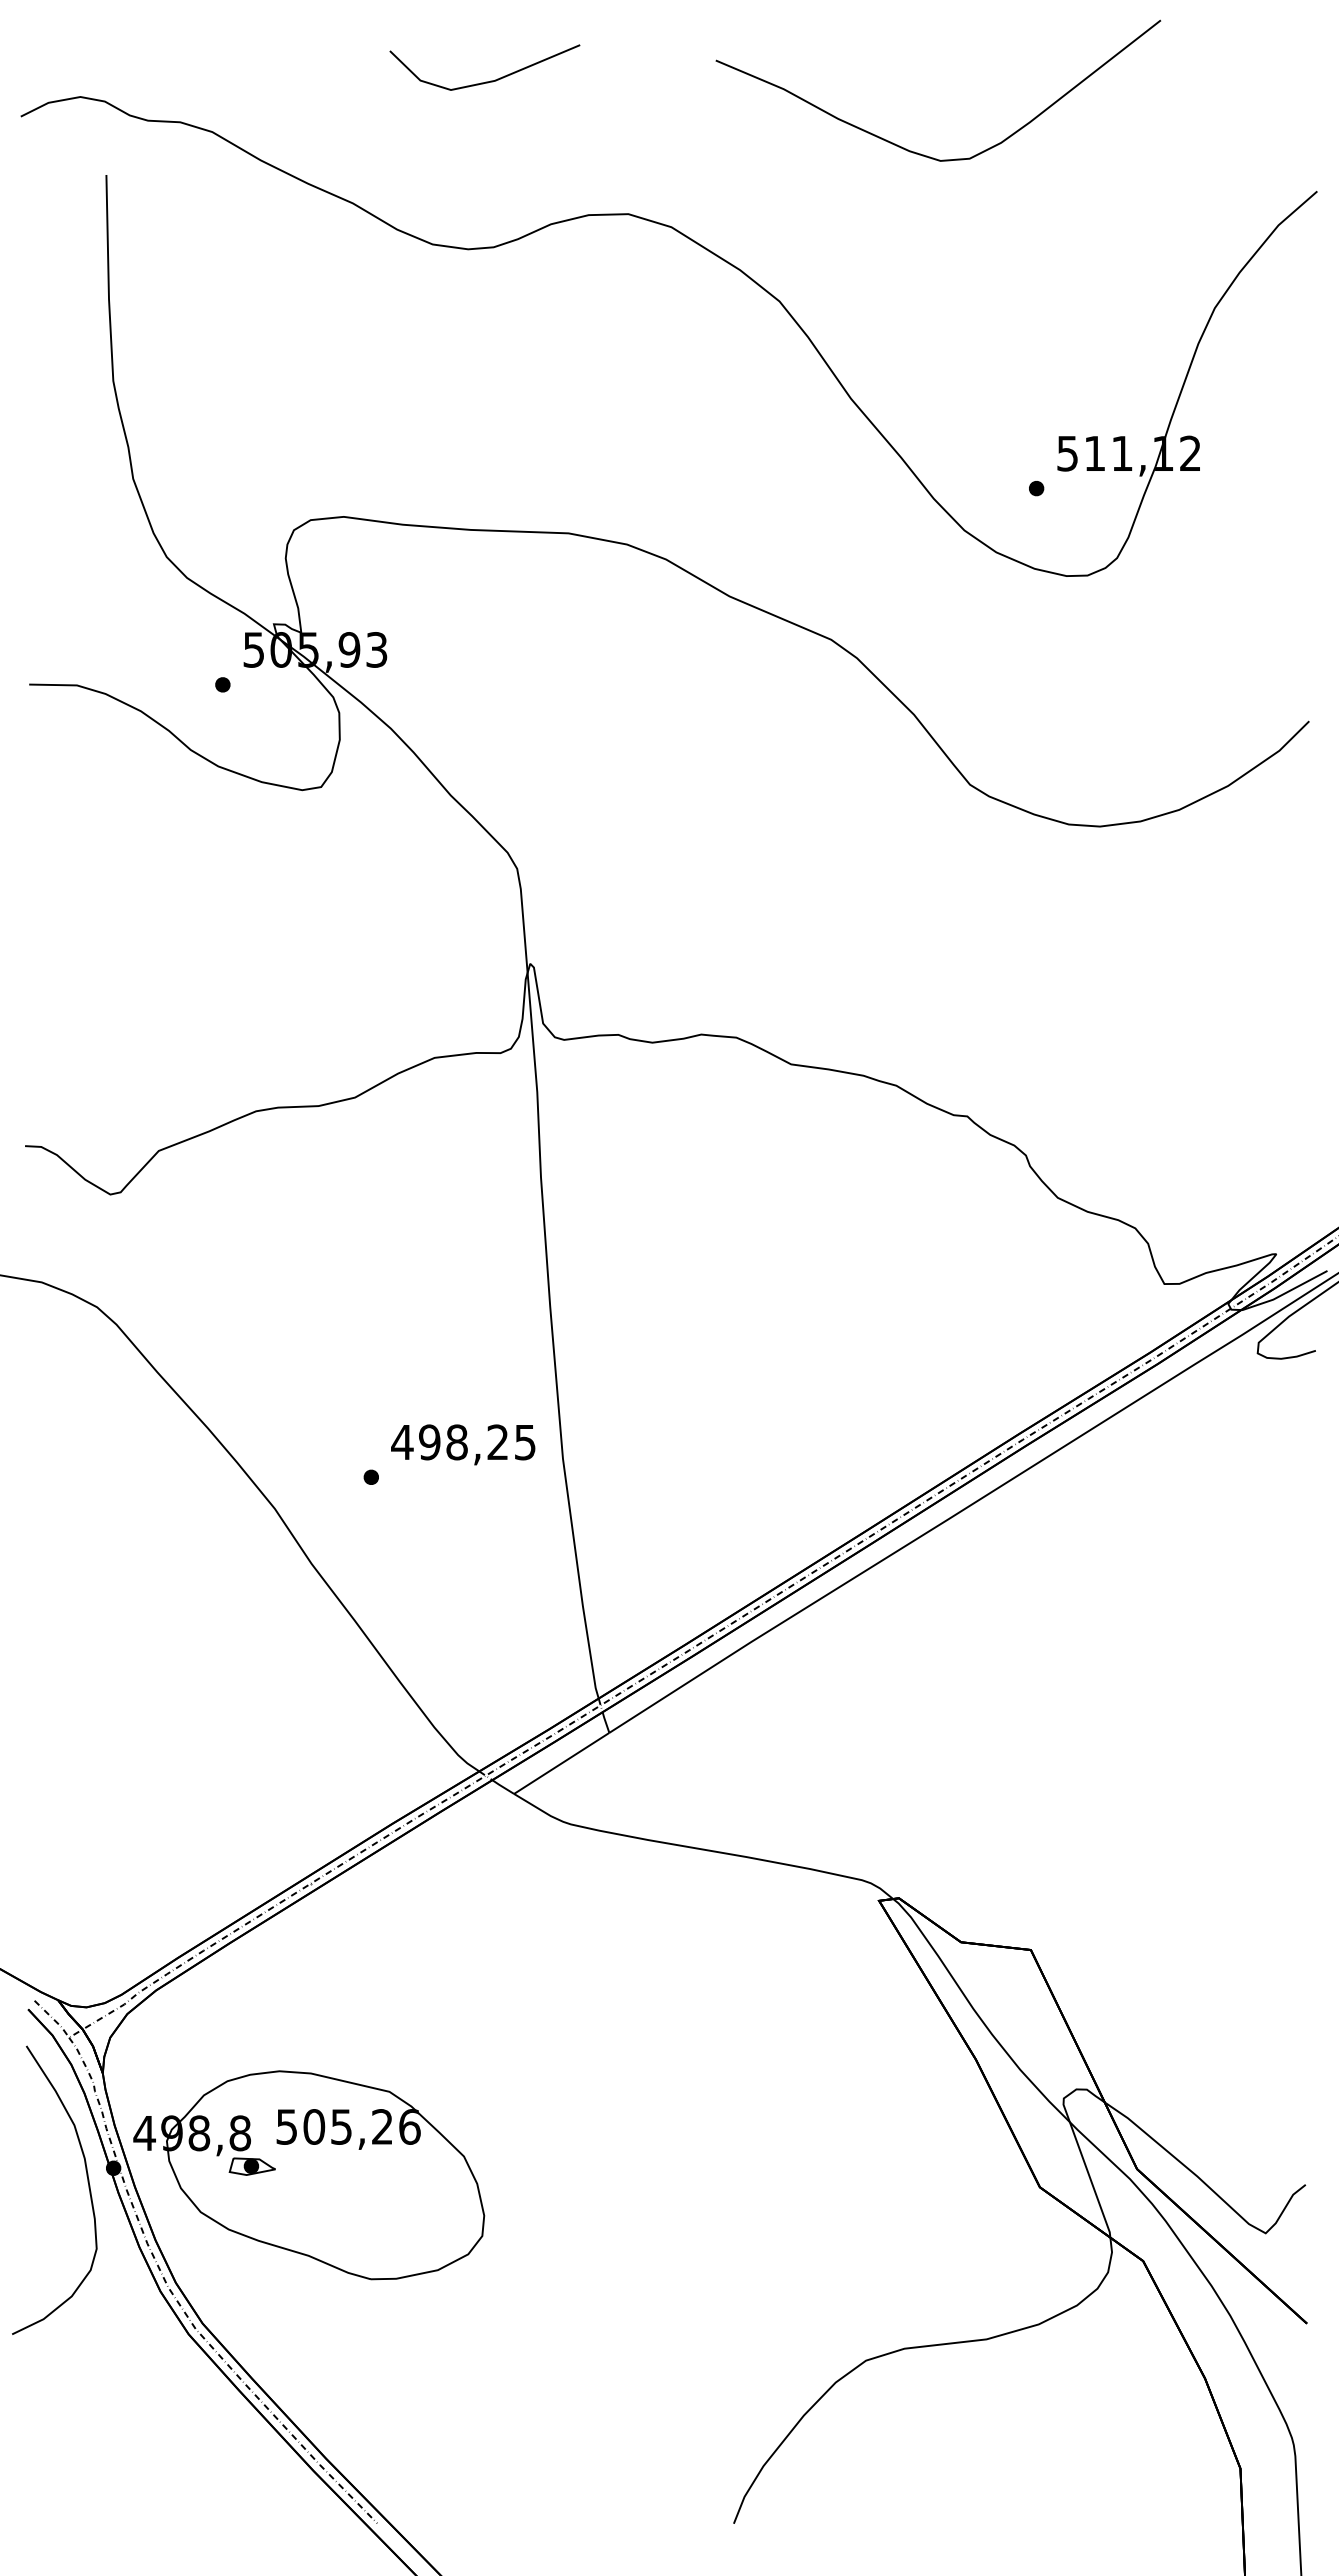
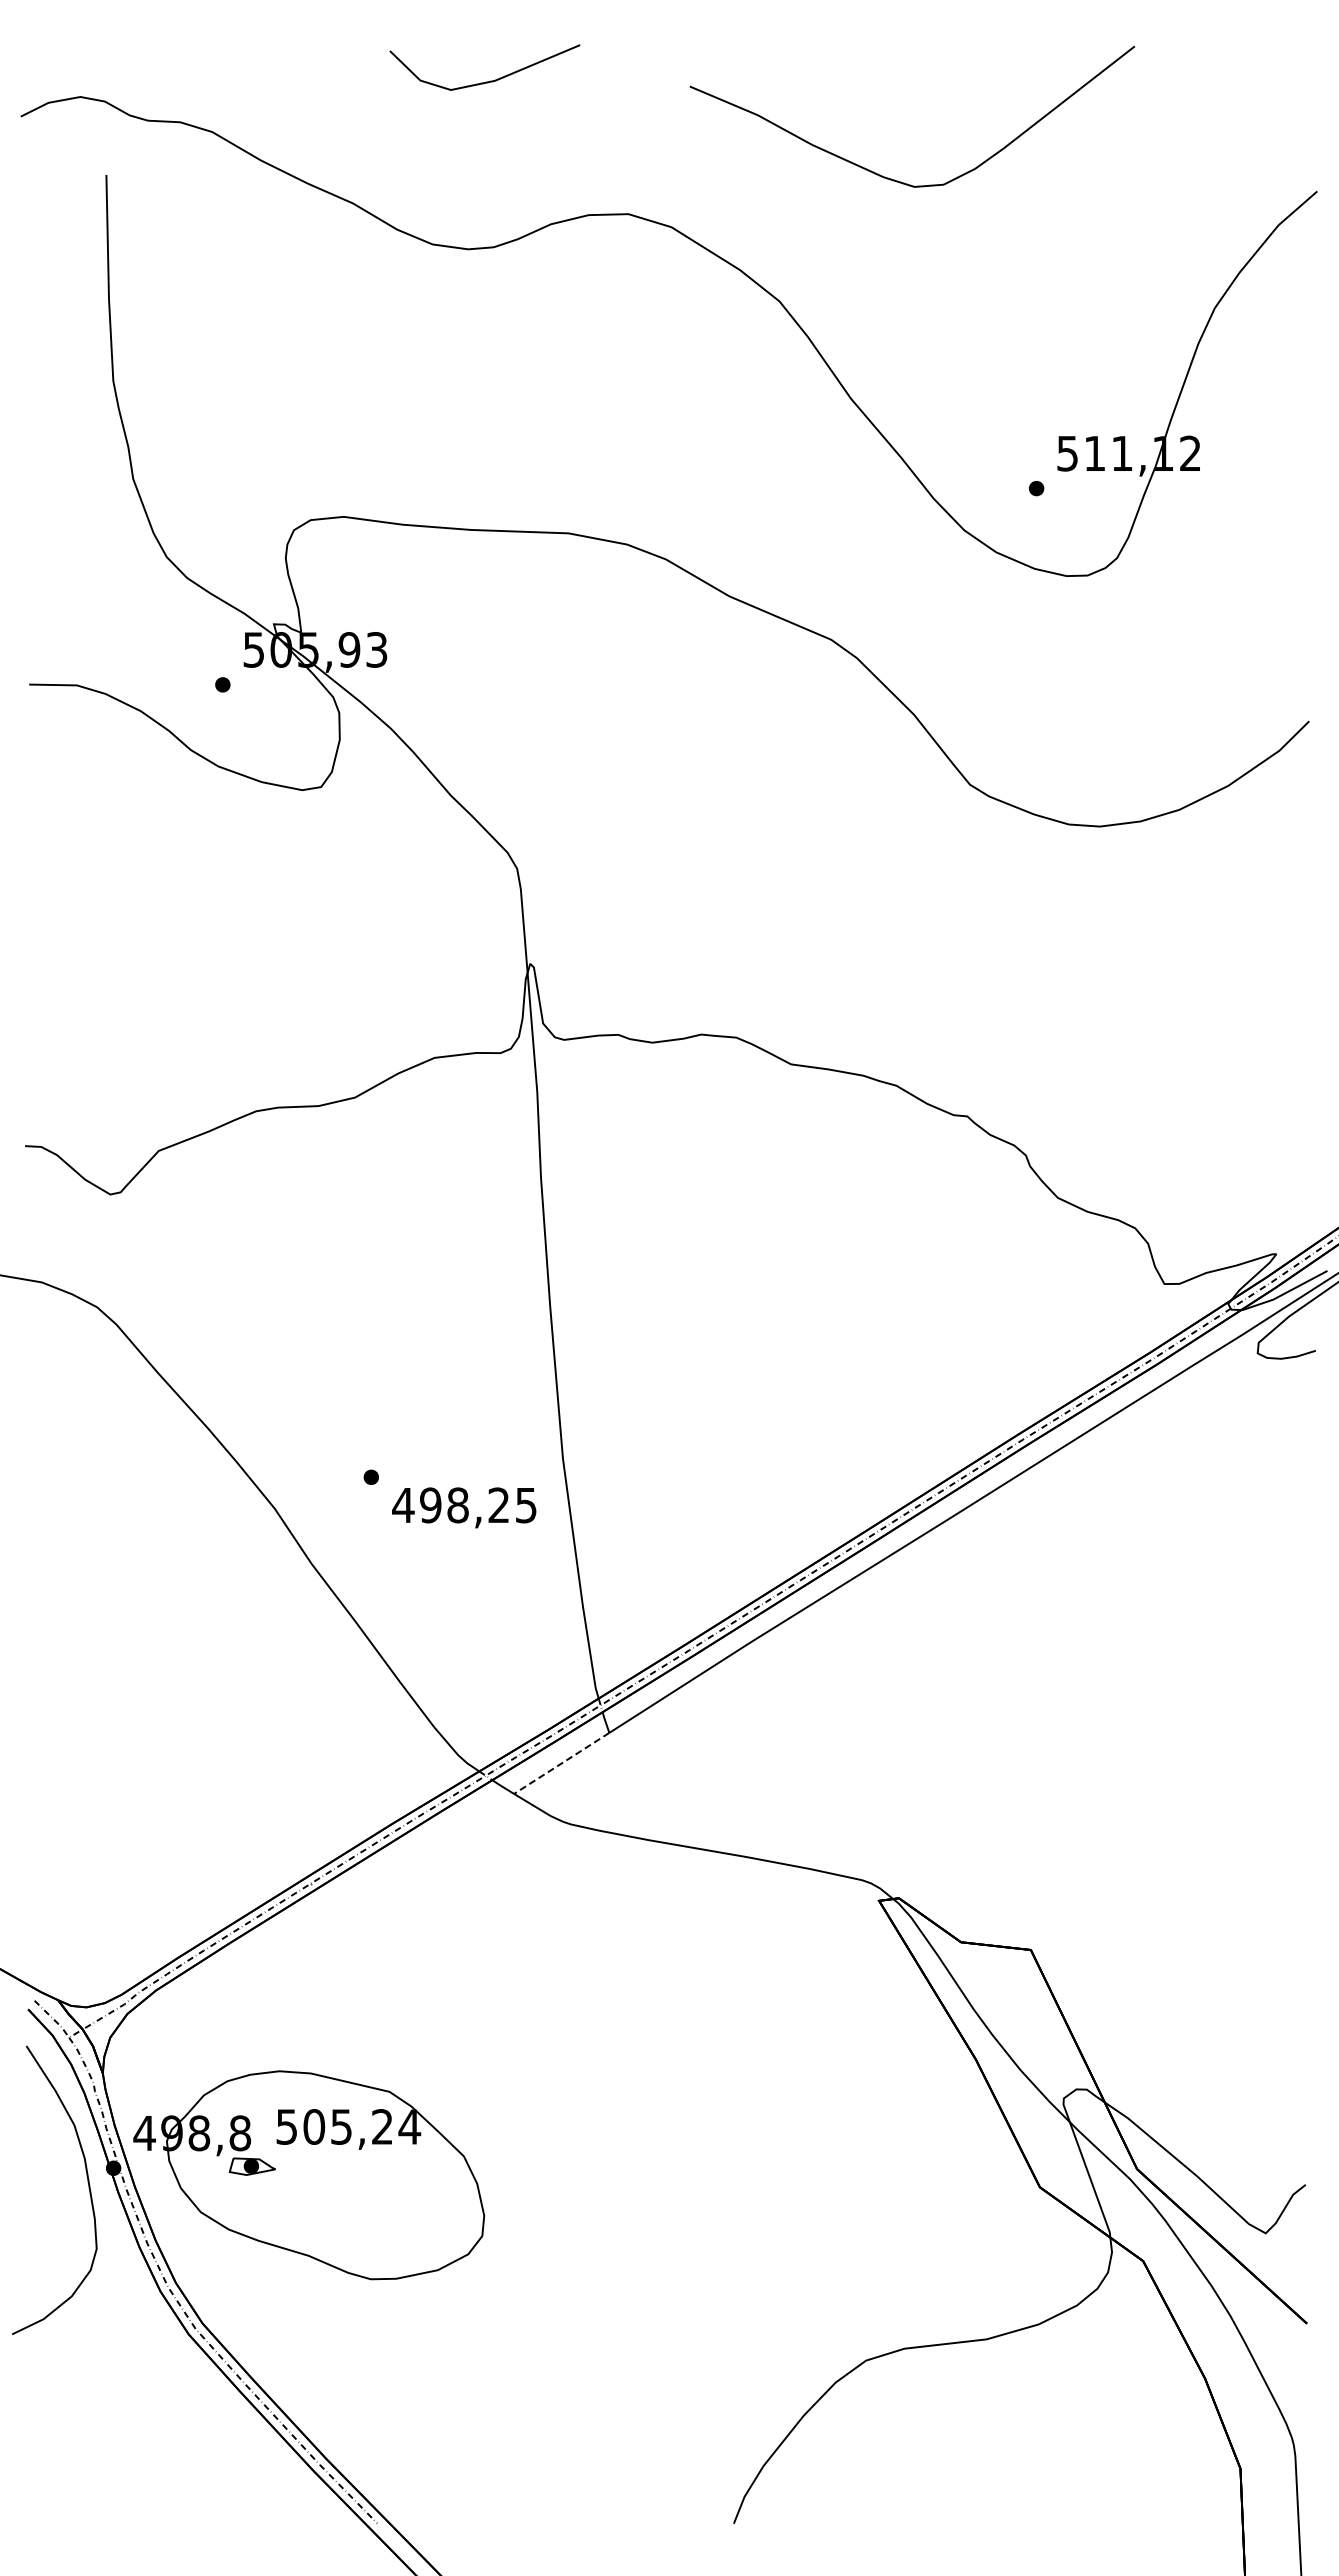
curve position: (917, 152) -> (891, 178) (891, 178)
text position: (463, 1444) -> (464, 1507) (464, 1507)
line: solid -> dashed (561, 1763)
text: 505,26 -> 505,24 (409, 2126)
